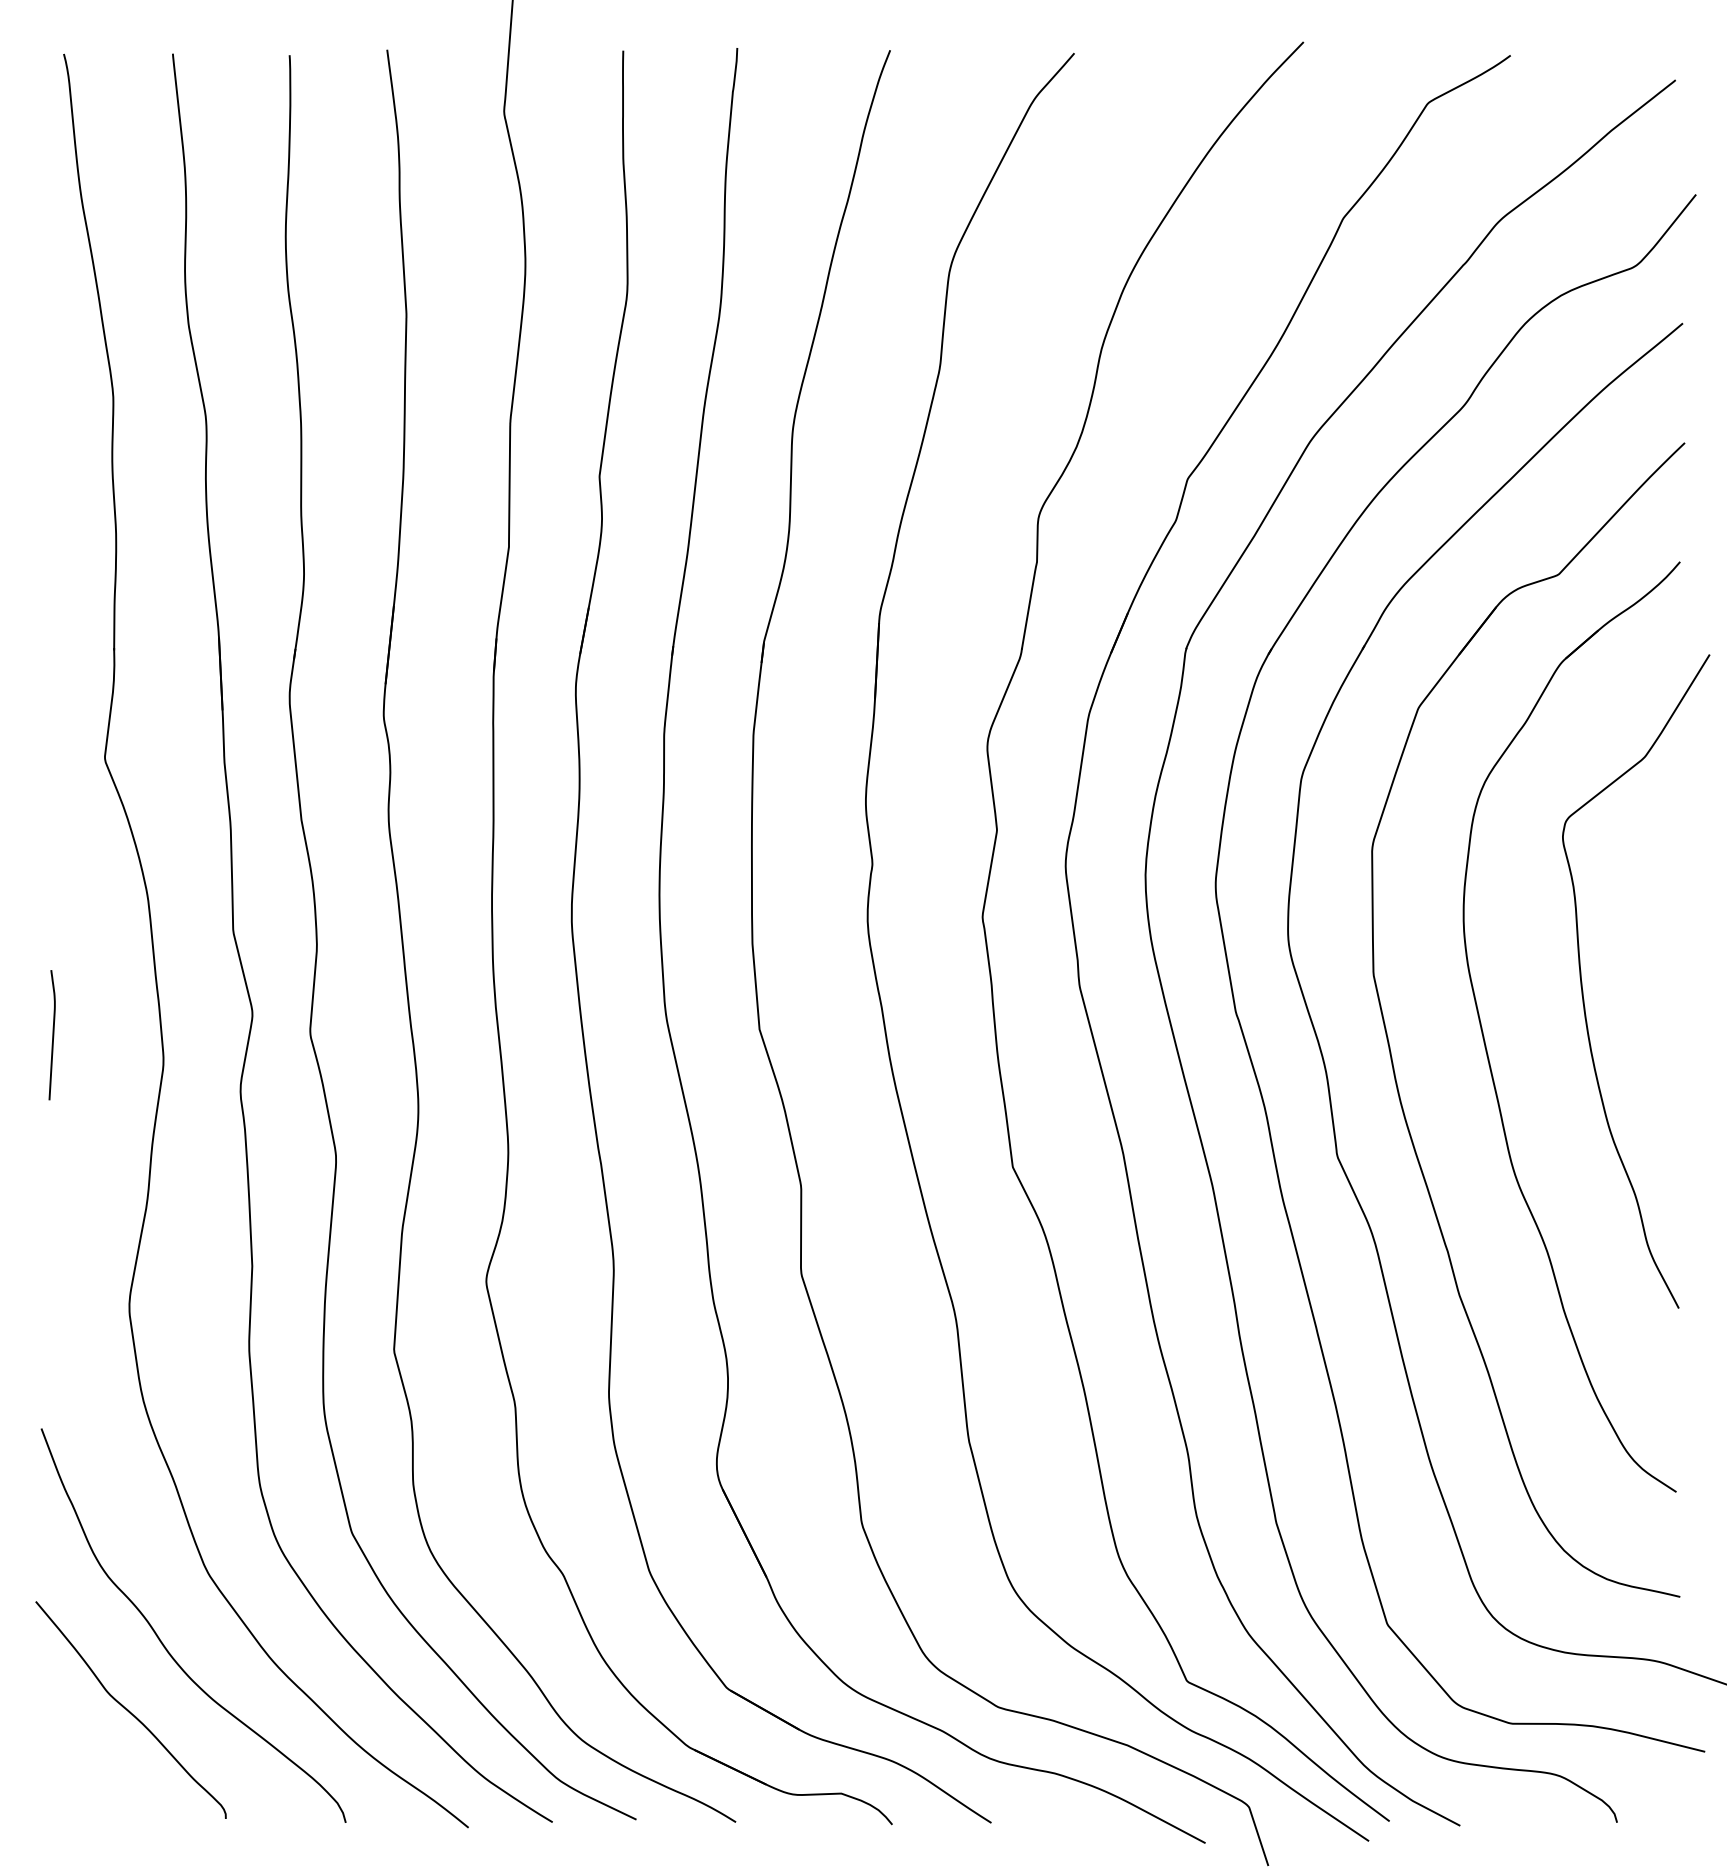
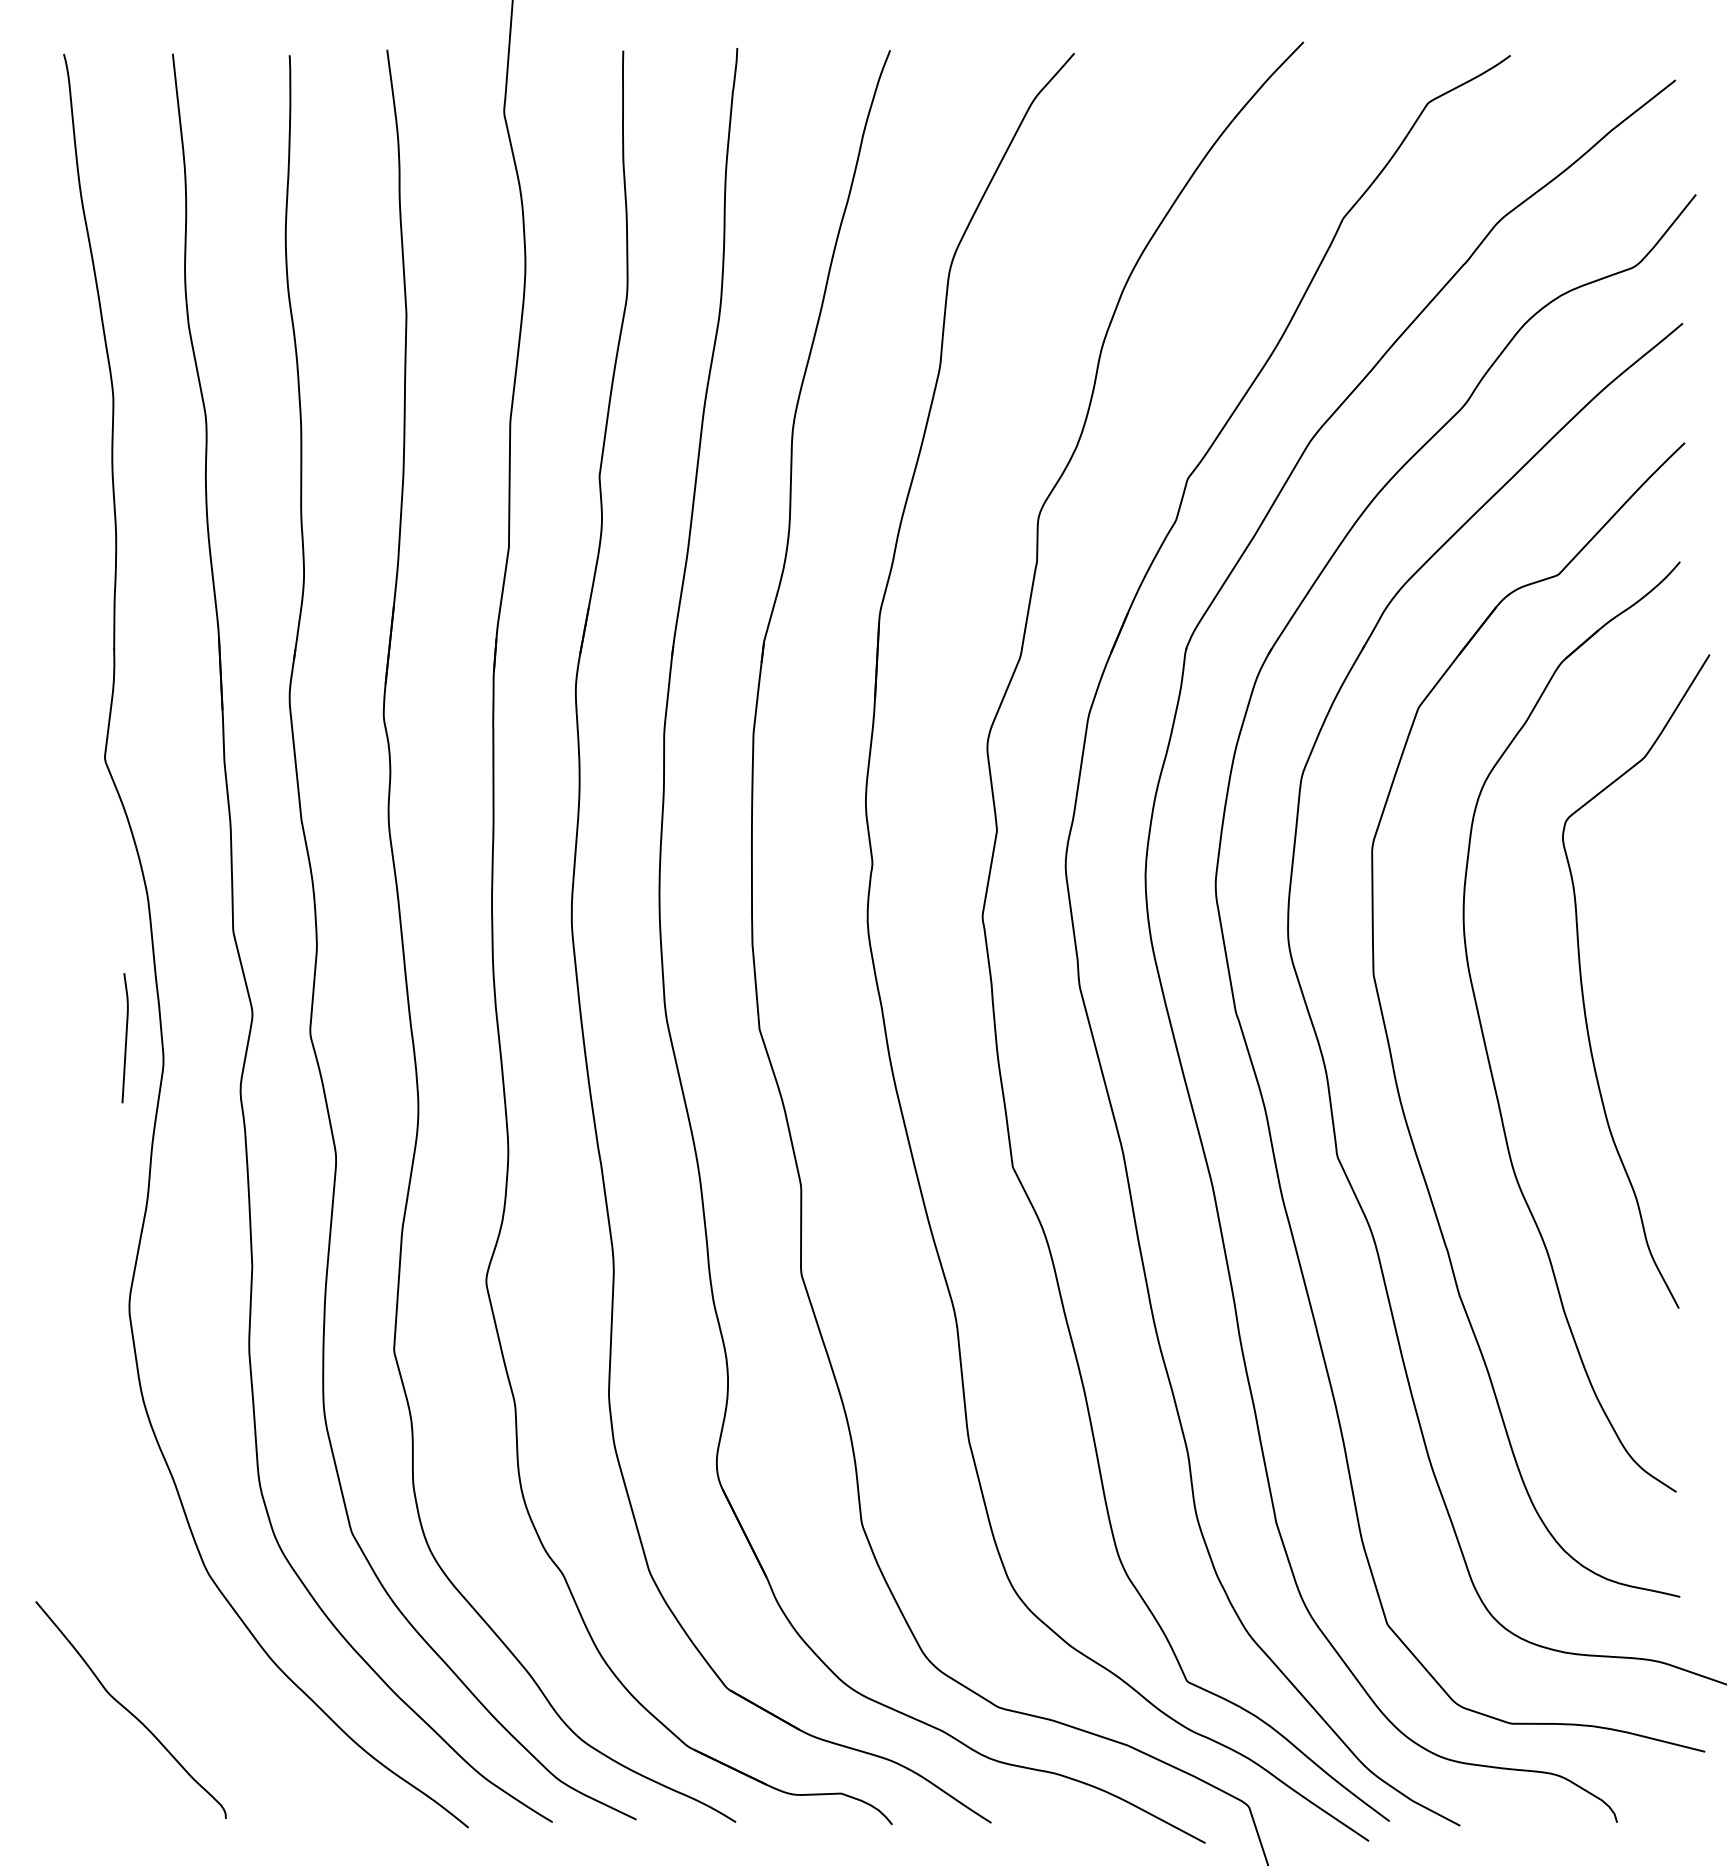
curve position: (52, 1035) -> (125, 1038) (125, 1038)
curve: present -> none (166, 1647)
